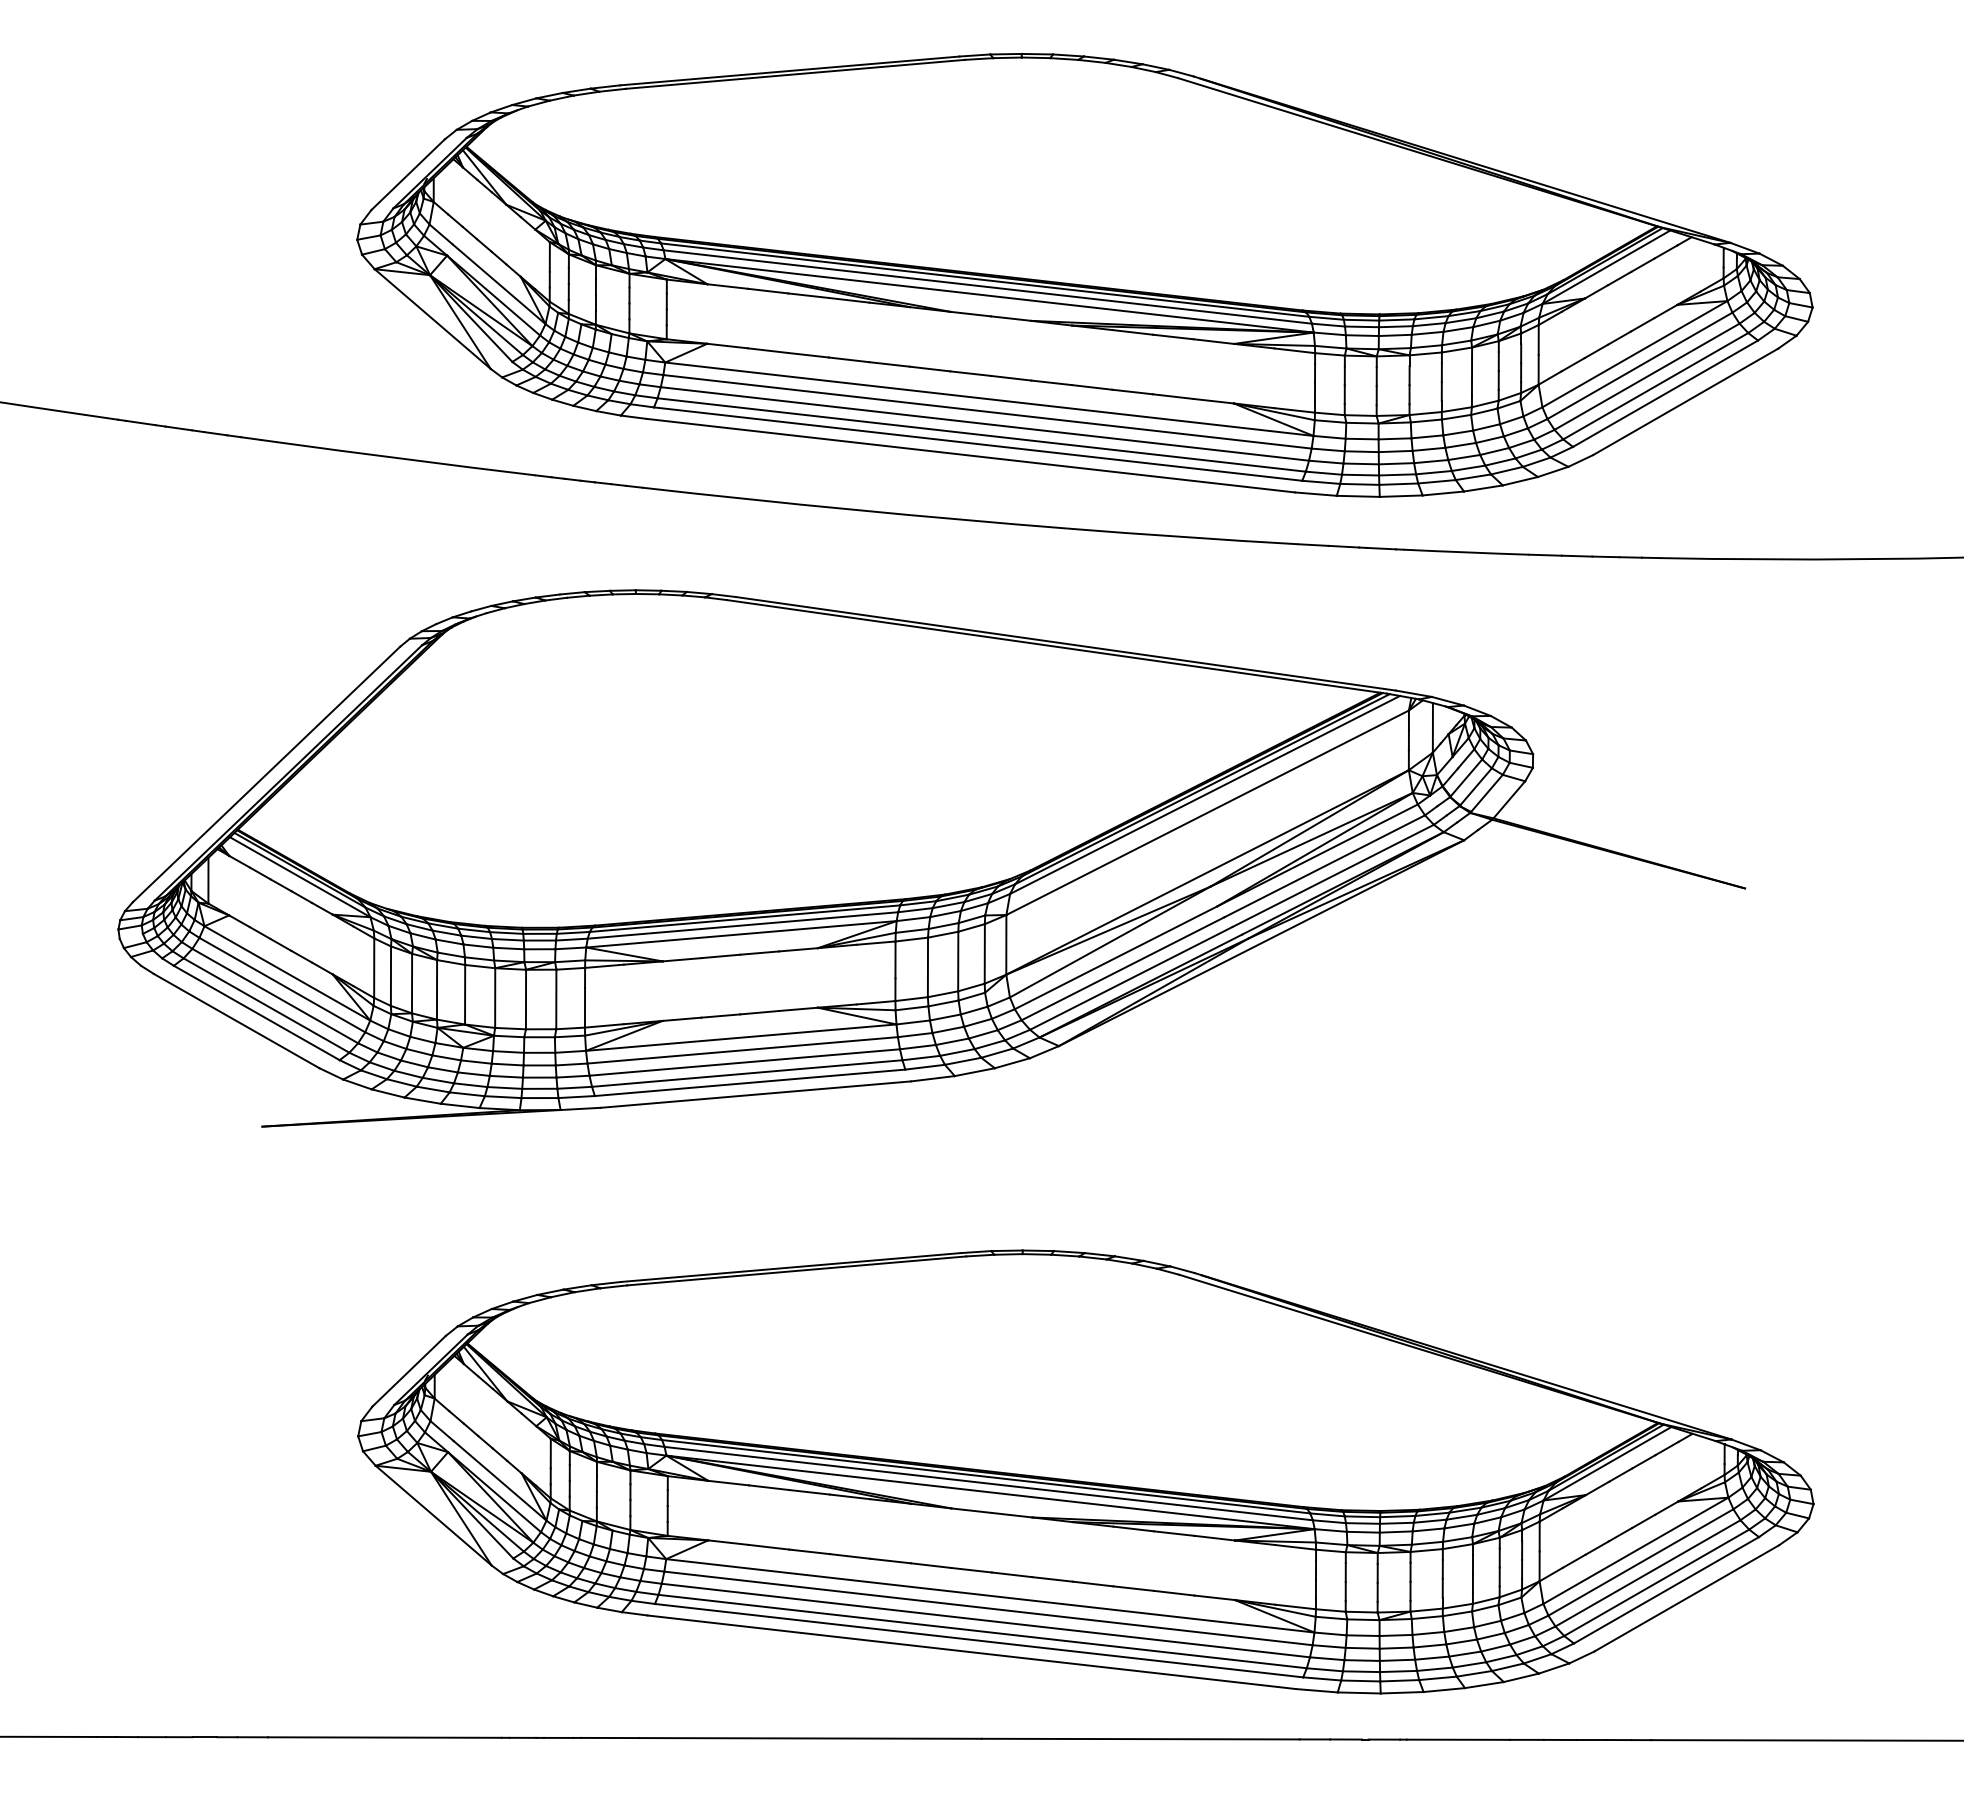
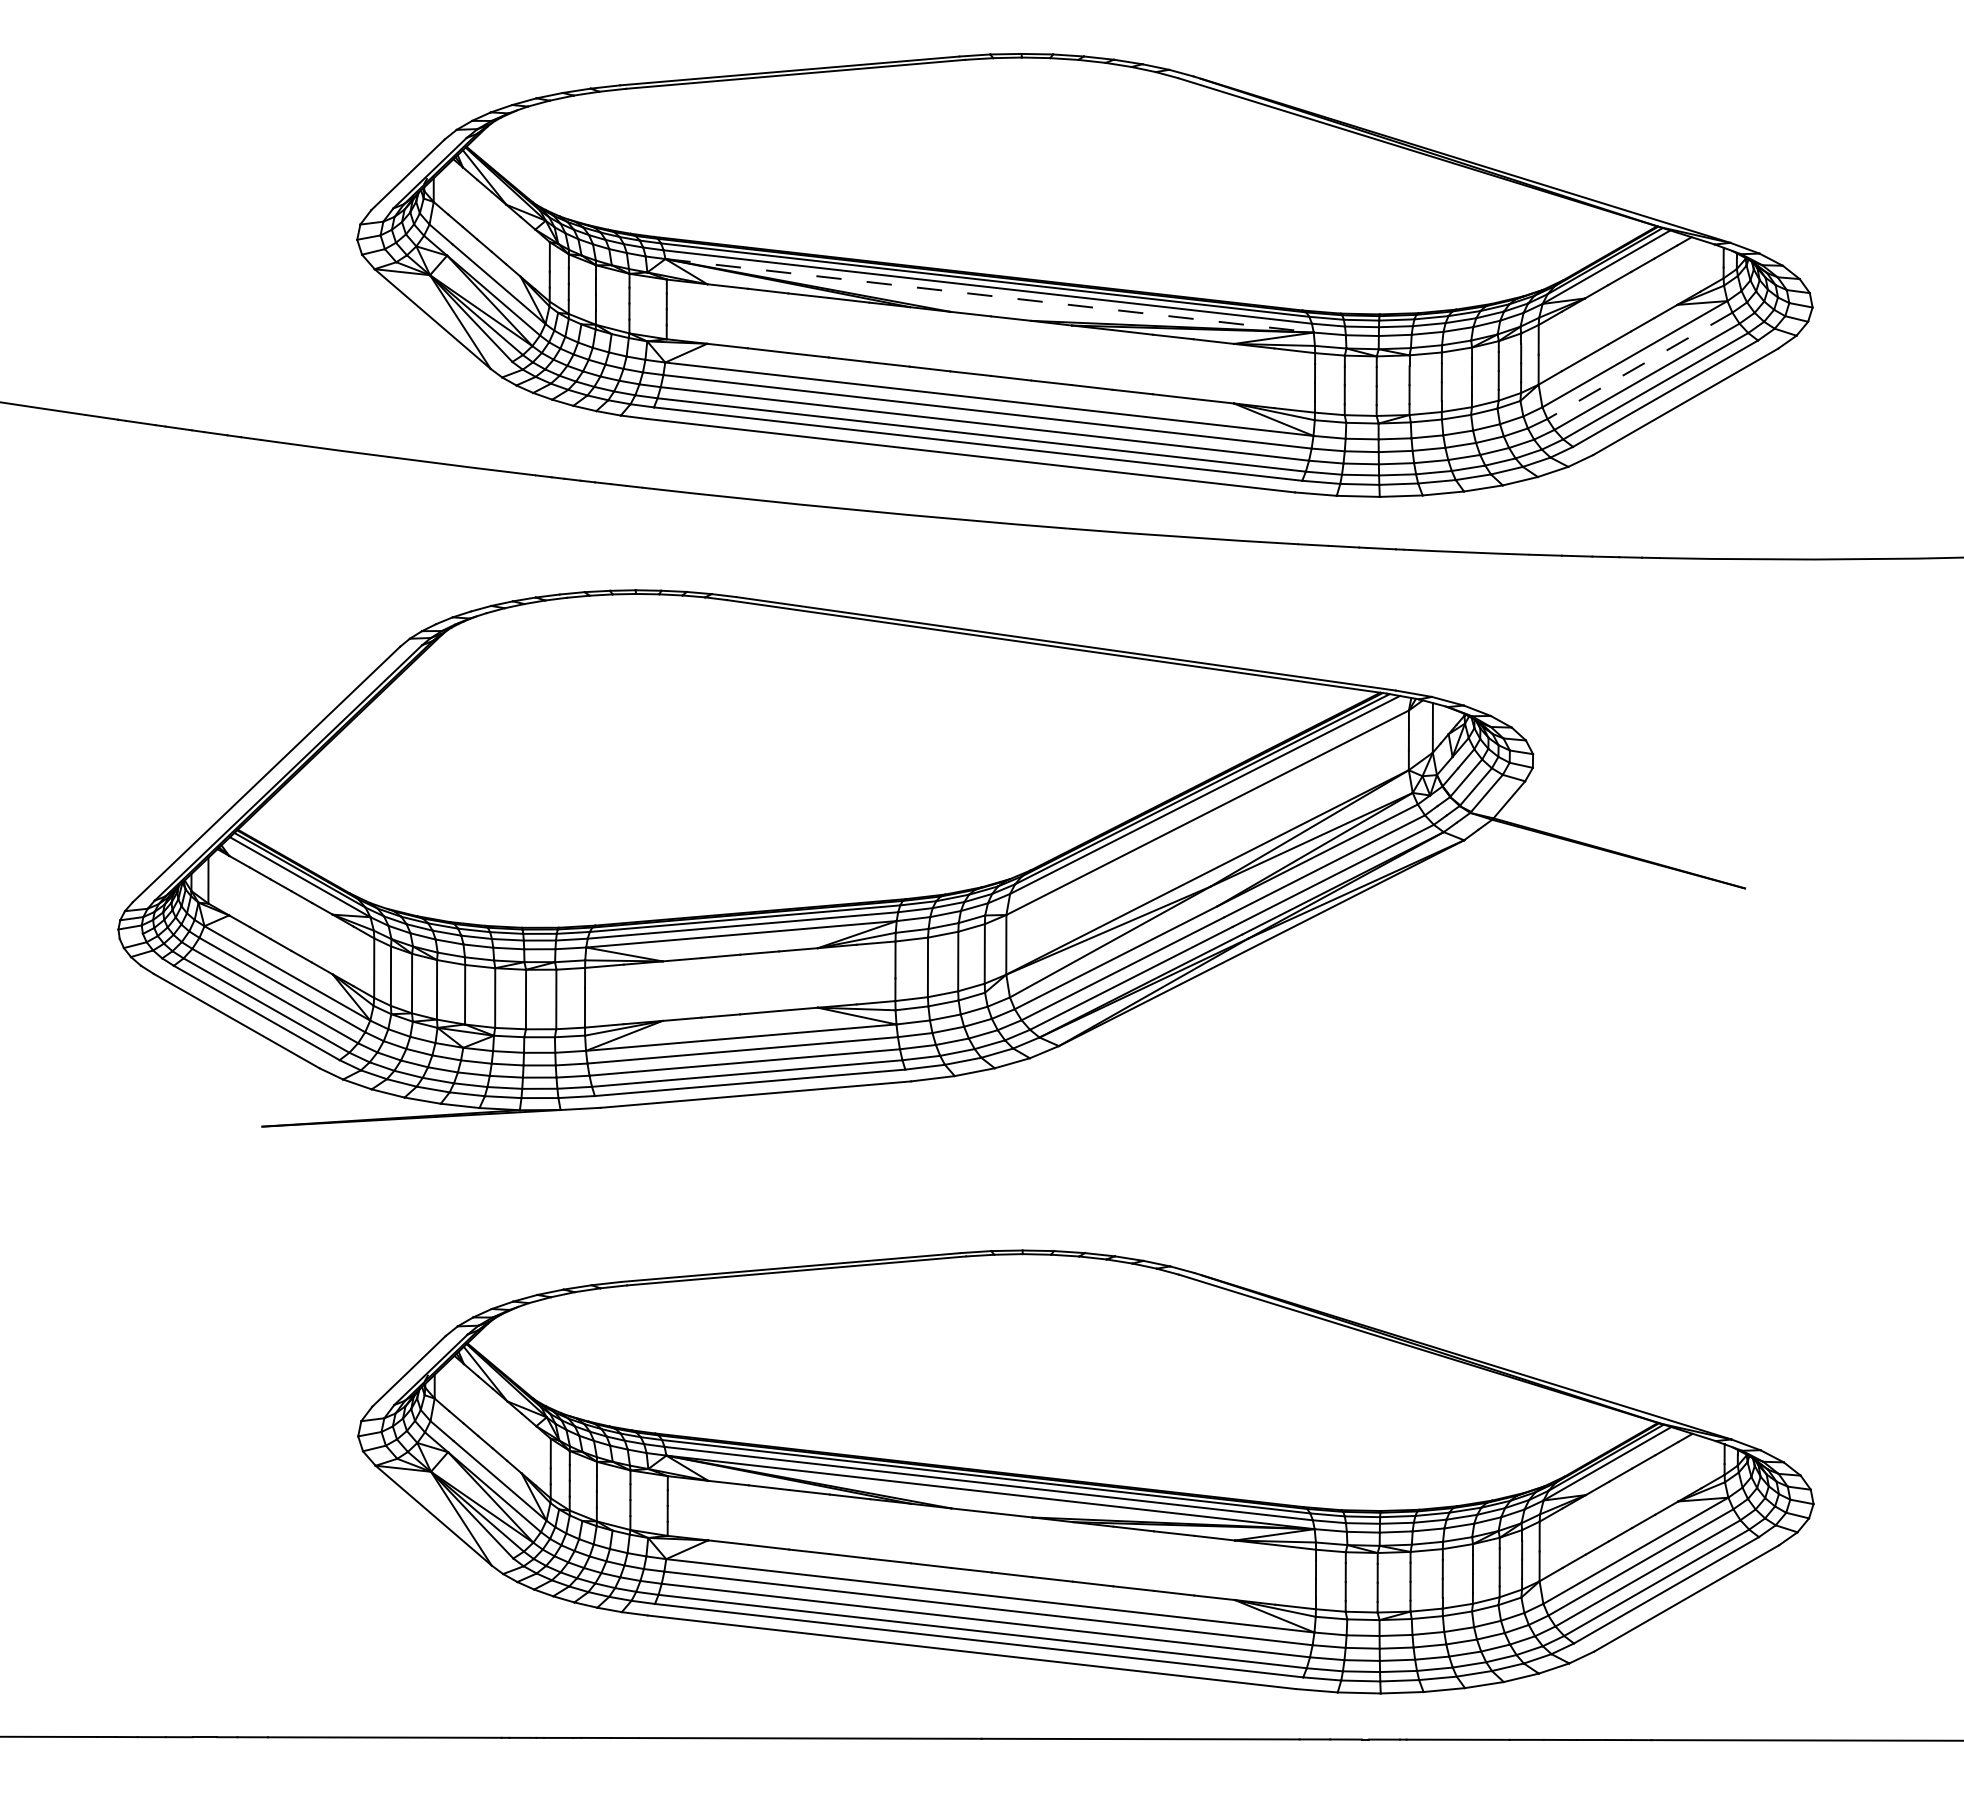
line: solid -> dashed (990, 295)
line: solid -> dashed (1639, 365)
